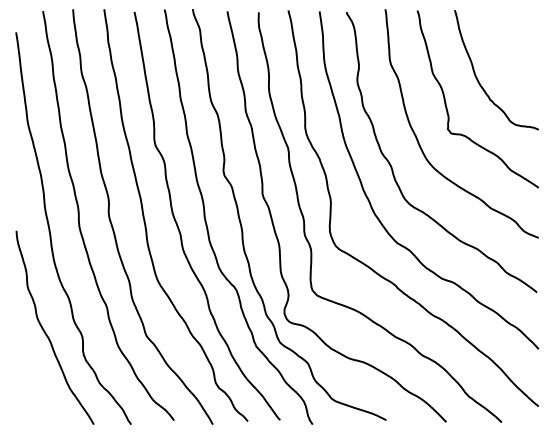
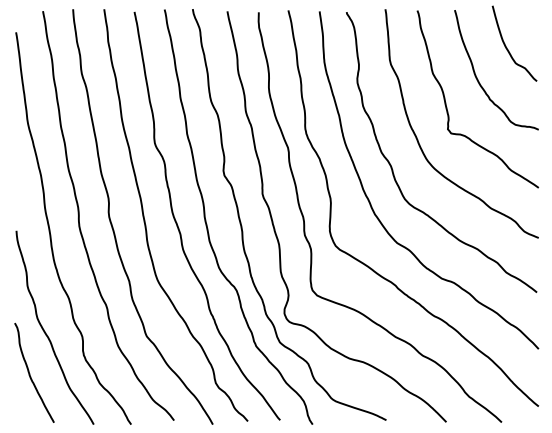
curve: none -> present (507, 47)
curve: none -> present (30, 373)
